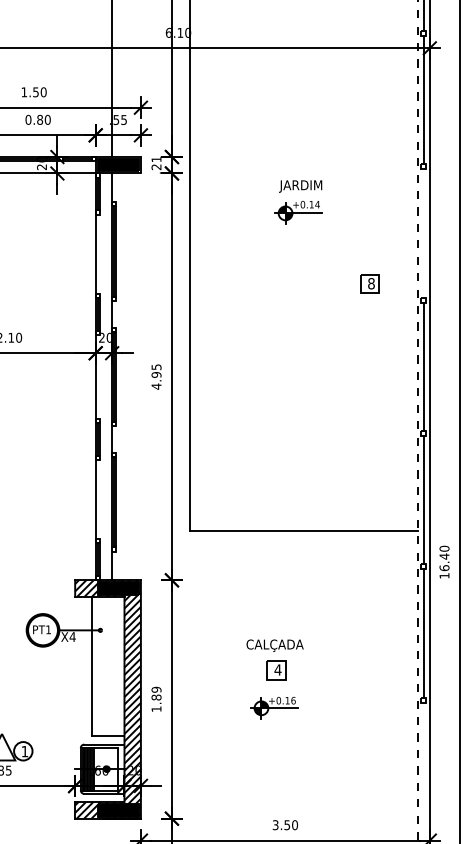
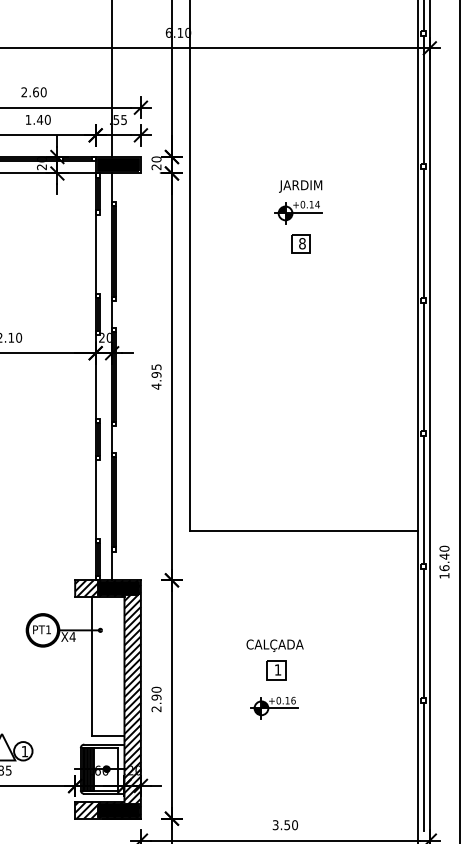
text: 1.50 -> 2.60 (29, 92)
text: 0.80 -> 1.40 (34, 119)
text: .21 -> .20 (156, 159)
line: none -> present (423, 233)
part position: (369, 283) -> (300, 243) (300, 243)
line: dashed -> solid (417, 421)
text: 4 -> 1 (277, 669)
text: 1.89 -> 2.90 (156, 699)
line: none -> present (423, 766)
